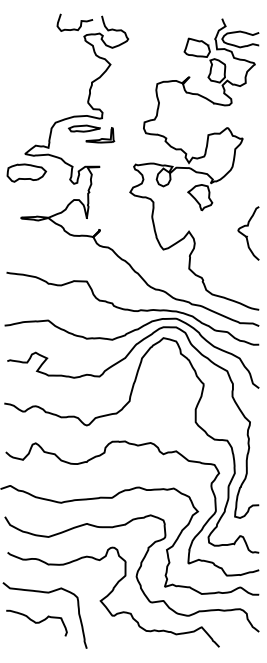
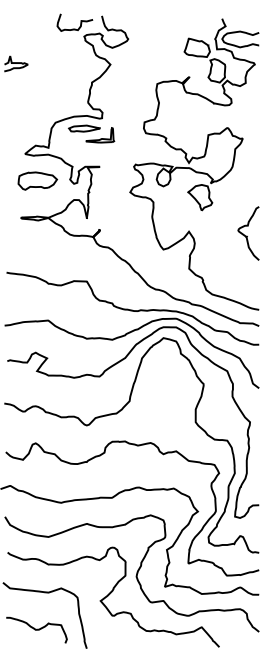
curve: none -> present (16, 63)
part position: (26, 172) -> (37, 180) (37, 180)
curve position: (36, 622) -> (36, 629) (36, 629)
